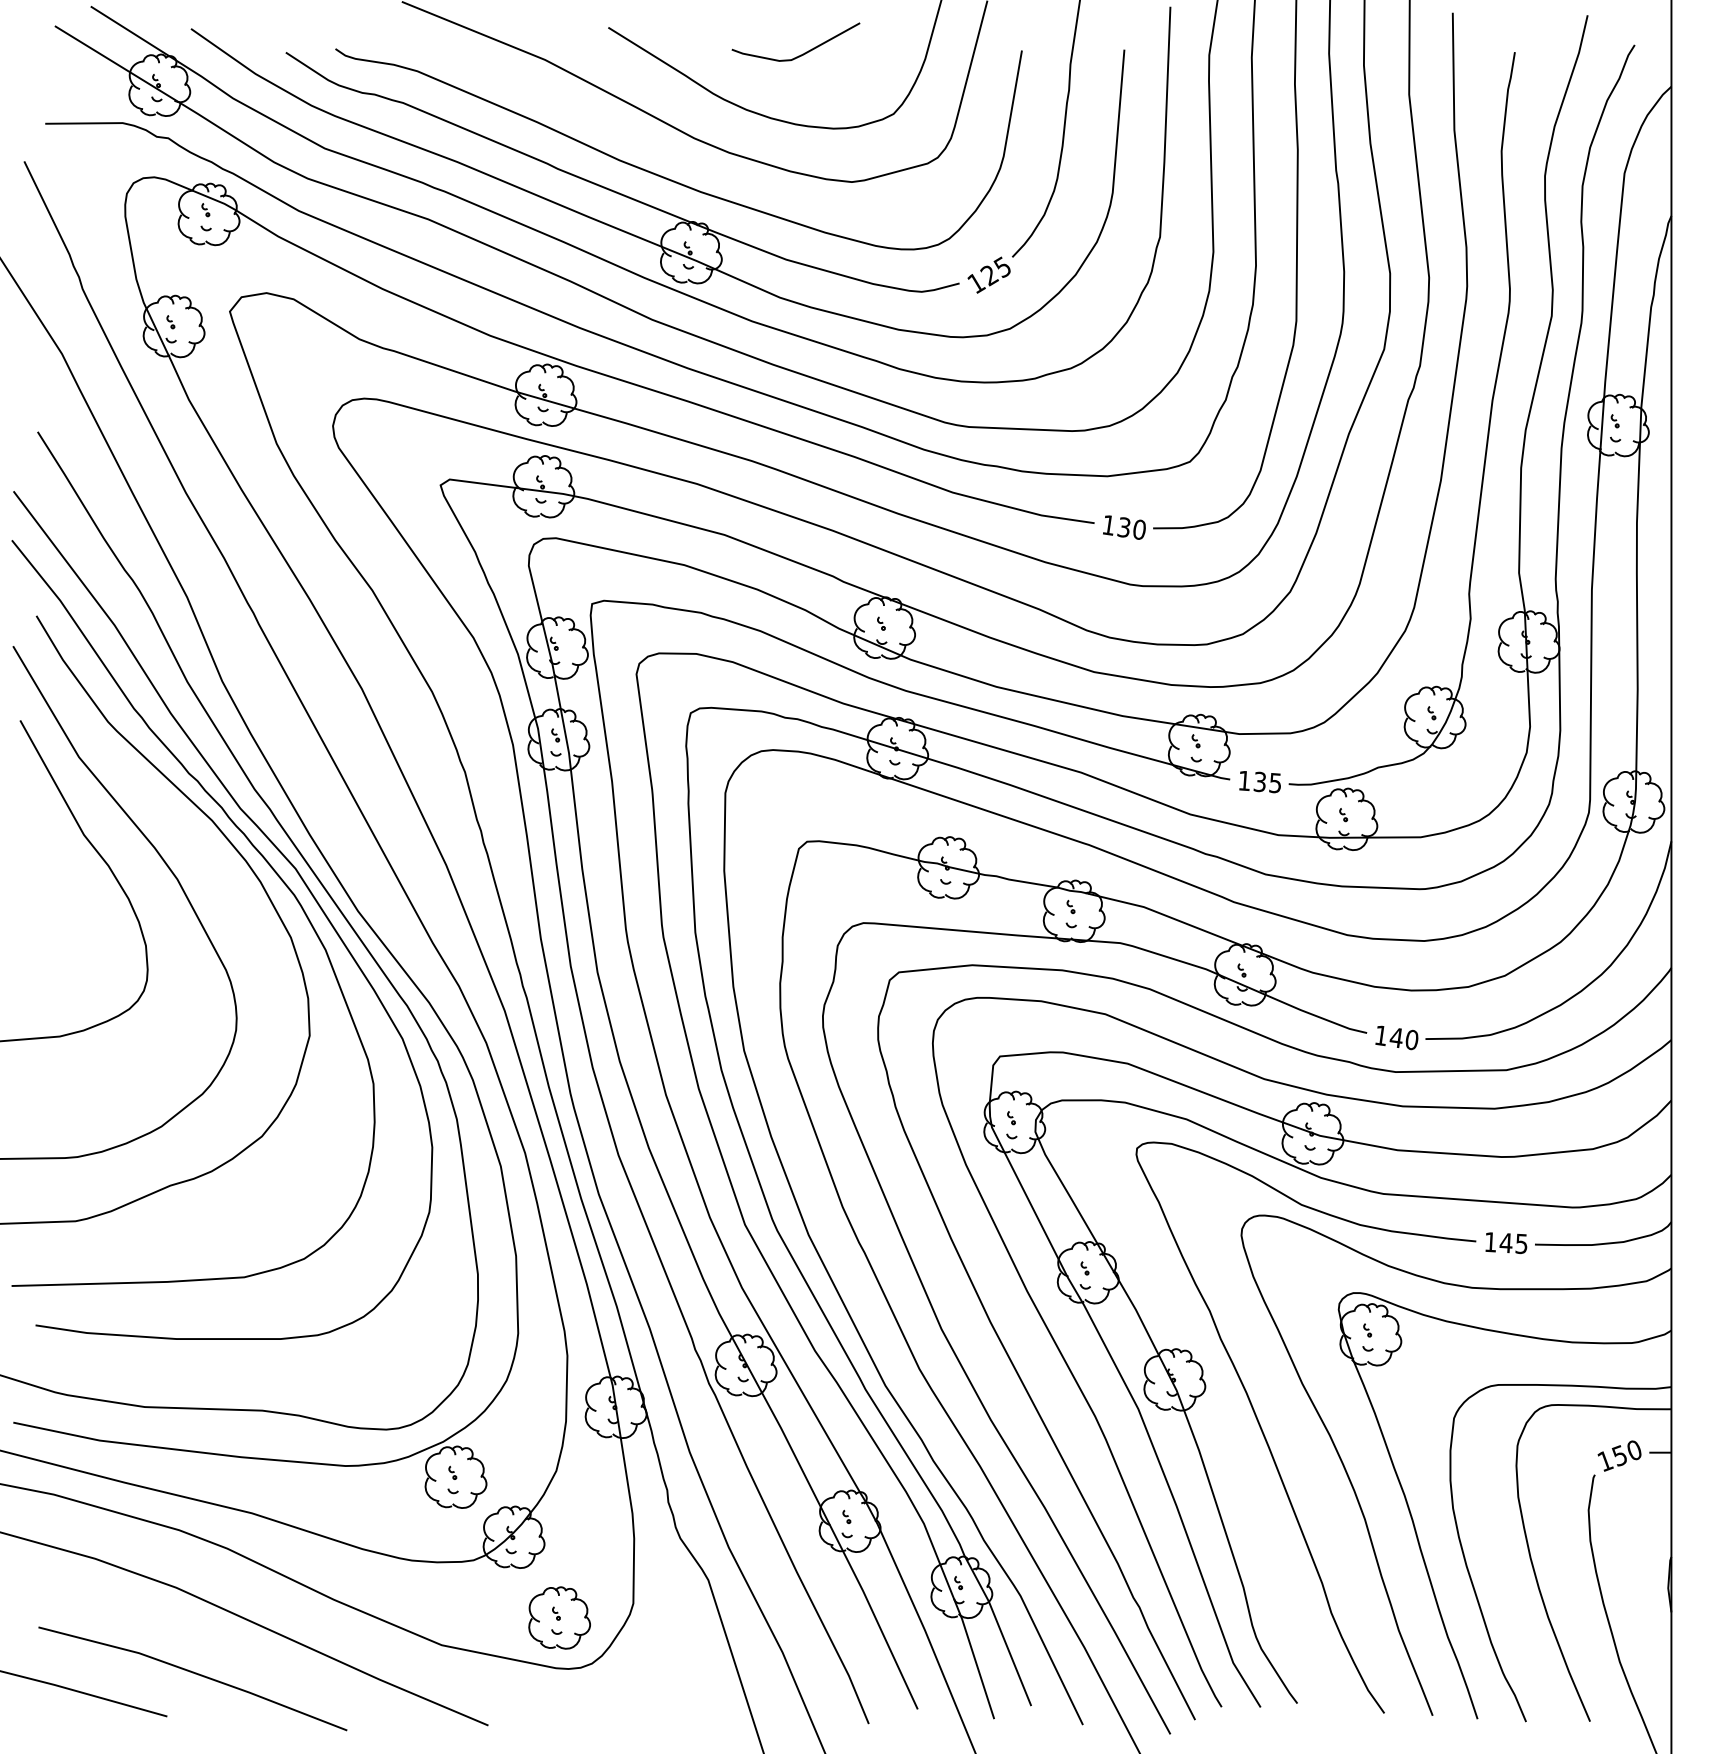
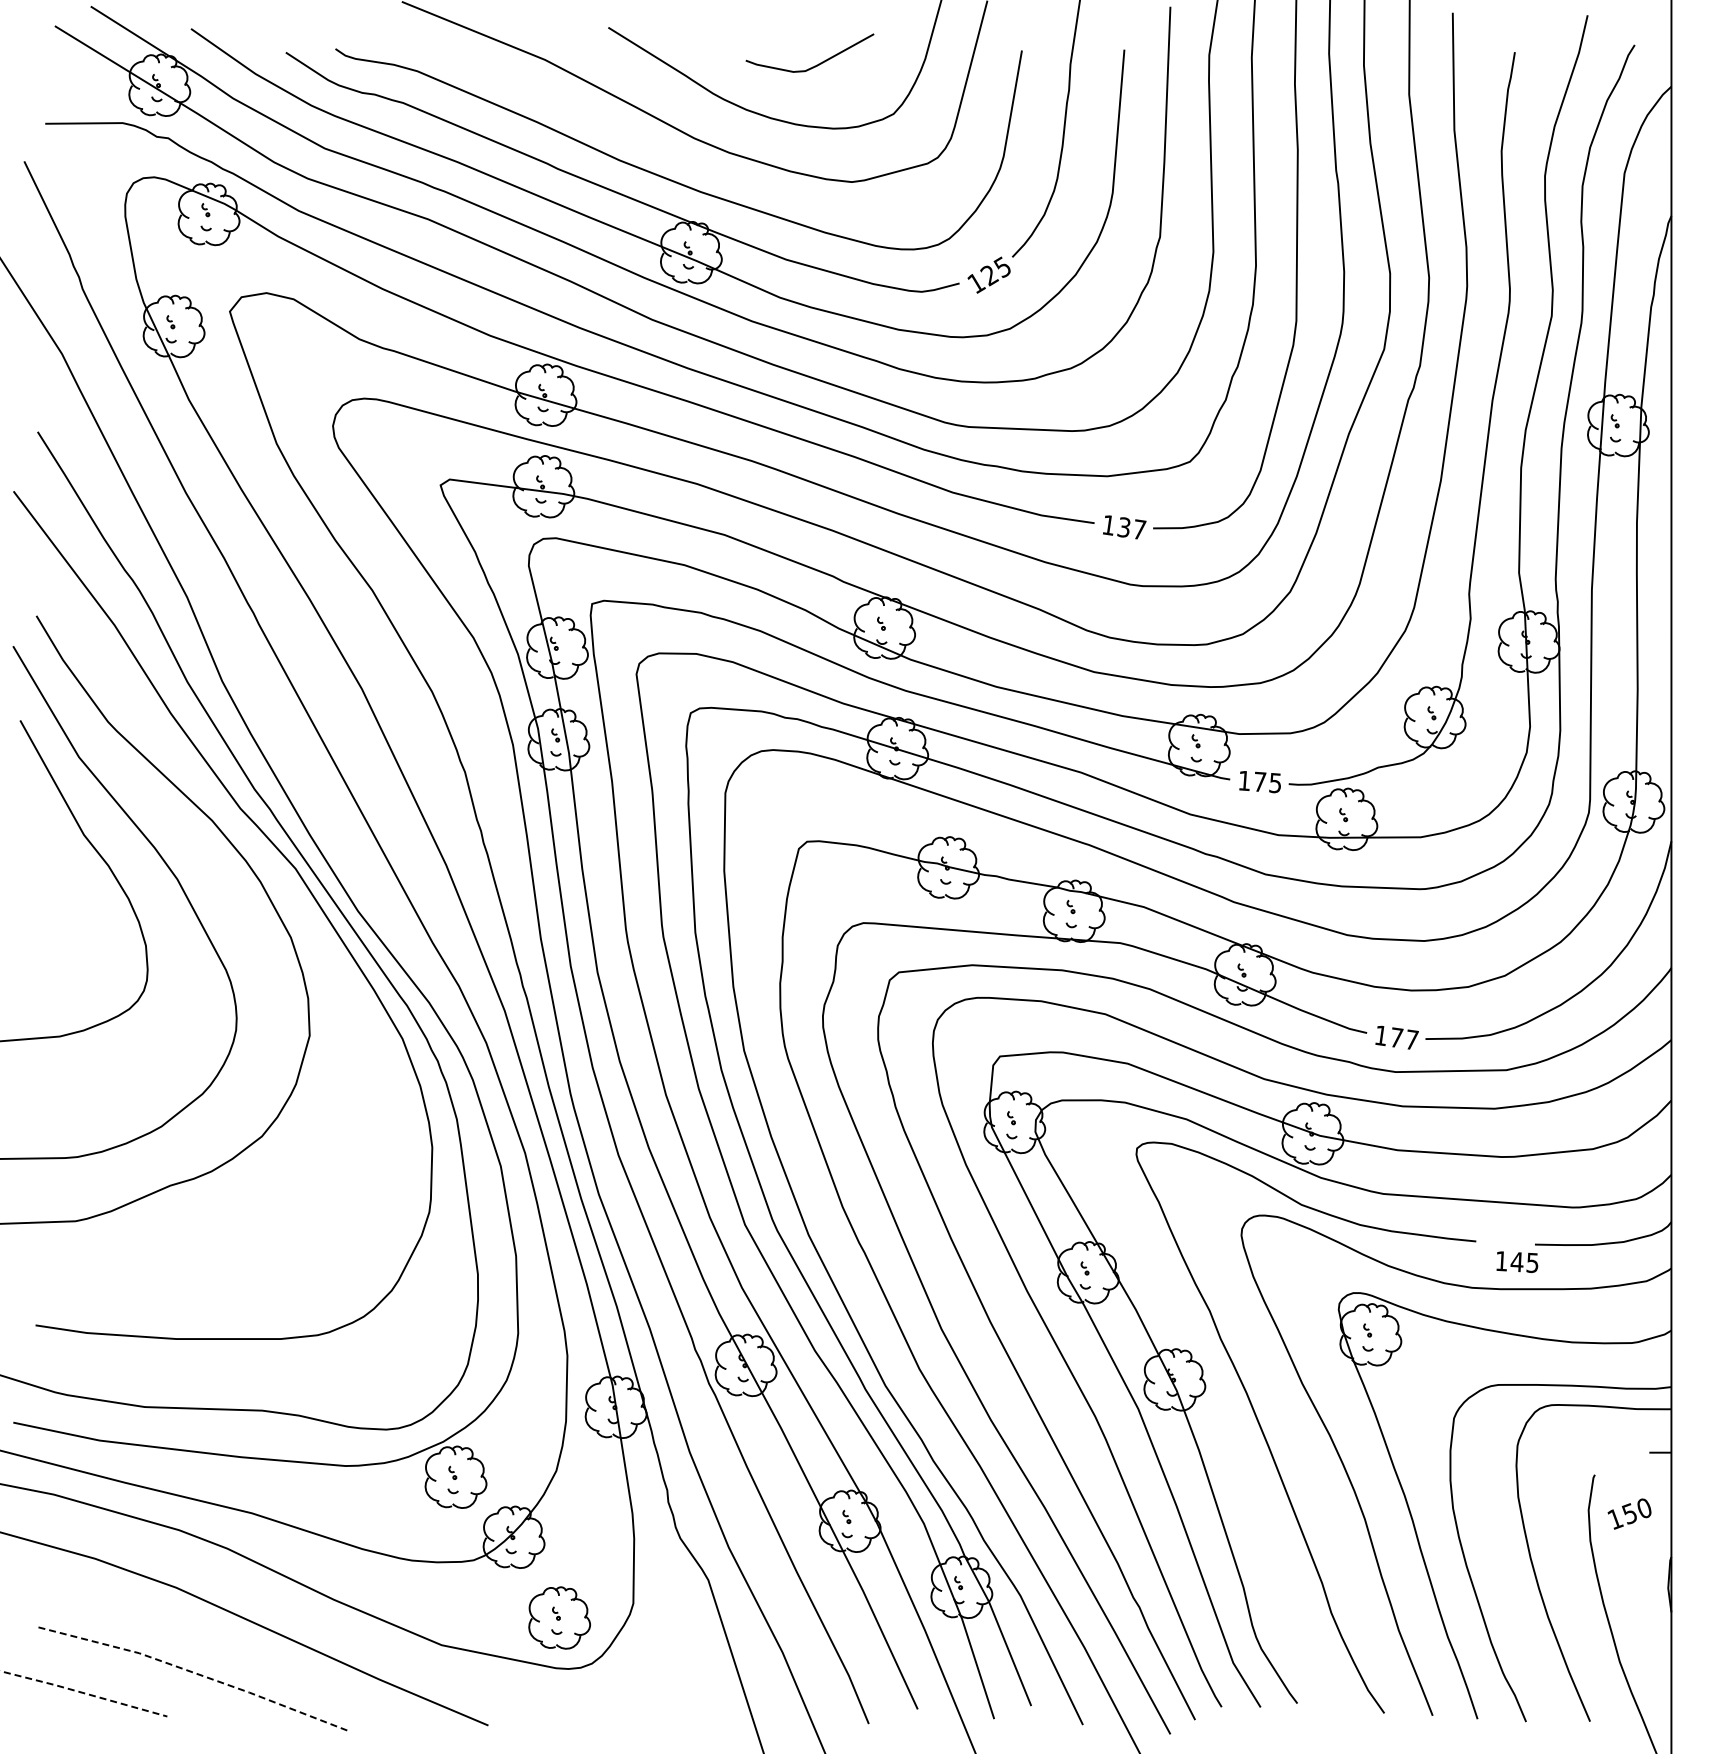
curve position: (802, 53) -> (816, 64) (816, 64)
text: 130 -> 137 (1139, 529)
text: 135 -> 175 (1259, 781)
curve: present -> none (259, 854)
text: 140 -> 177 (1403, 1038)
text position: (1506, 1242) -> (1517, 1261) (1517, 1261)
text position: (1619, 1455) -> (1629, 1513) (1629, 1513)
line: solid -> dashed (195, 1673)
line: solid -> dashed (84, 1693)
